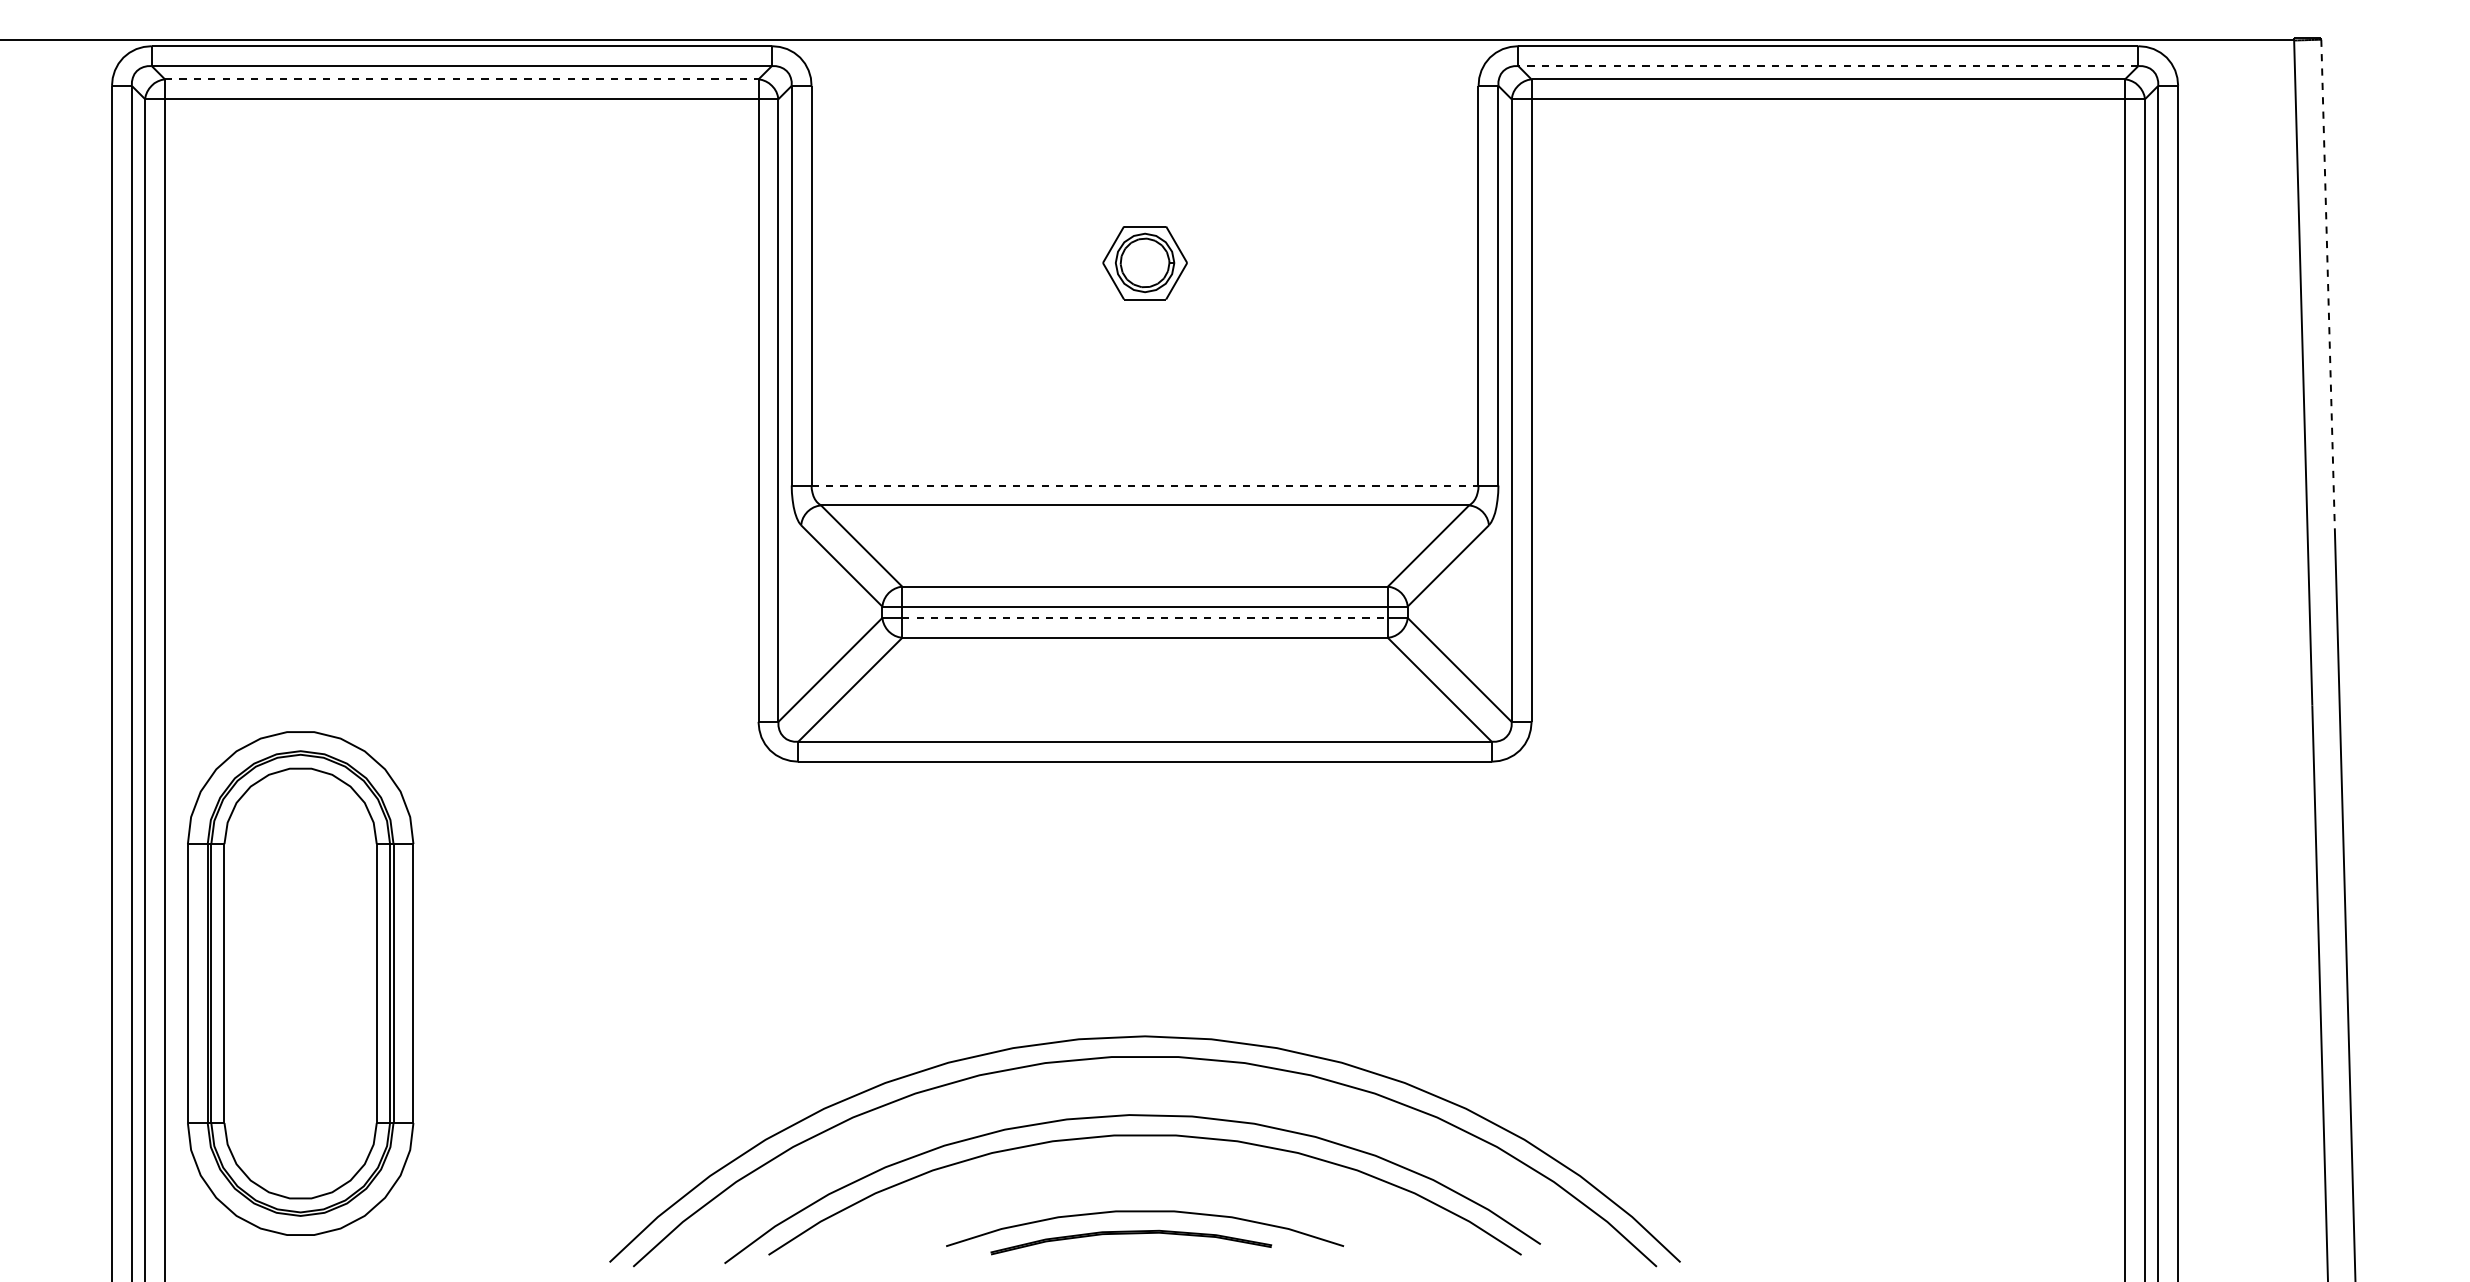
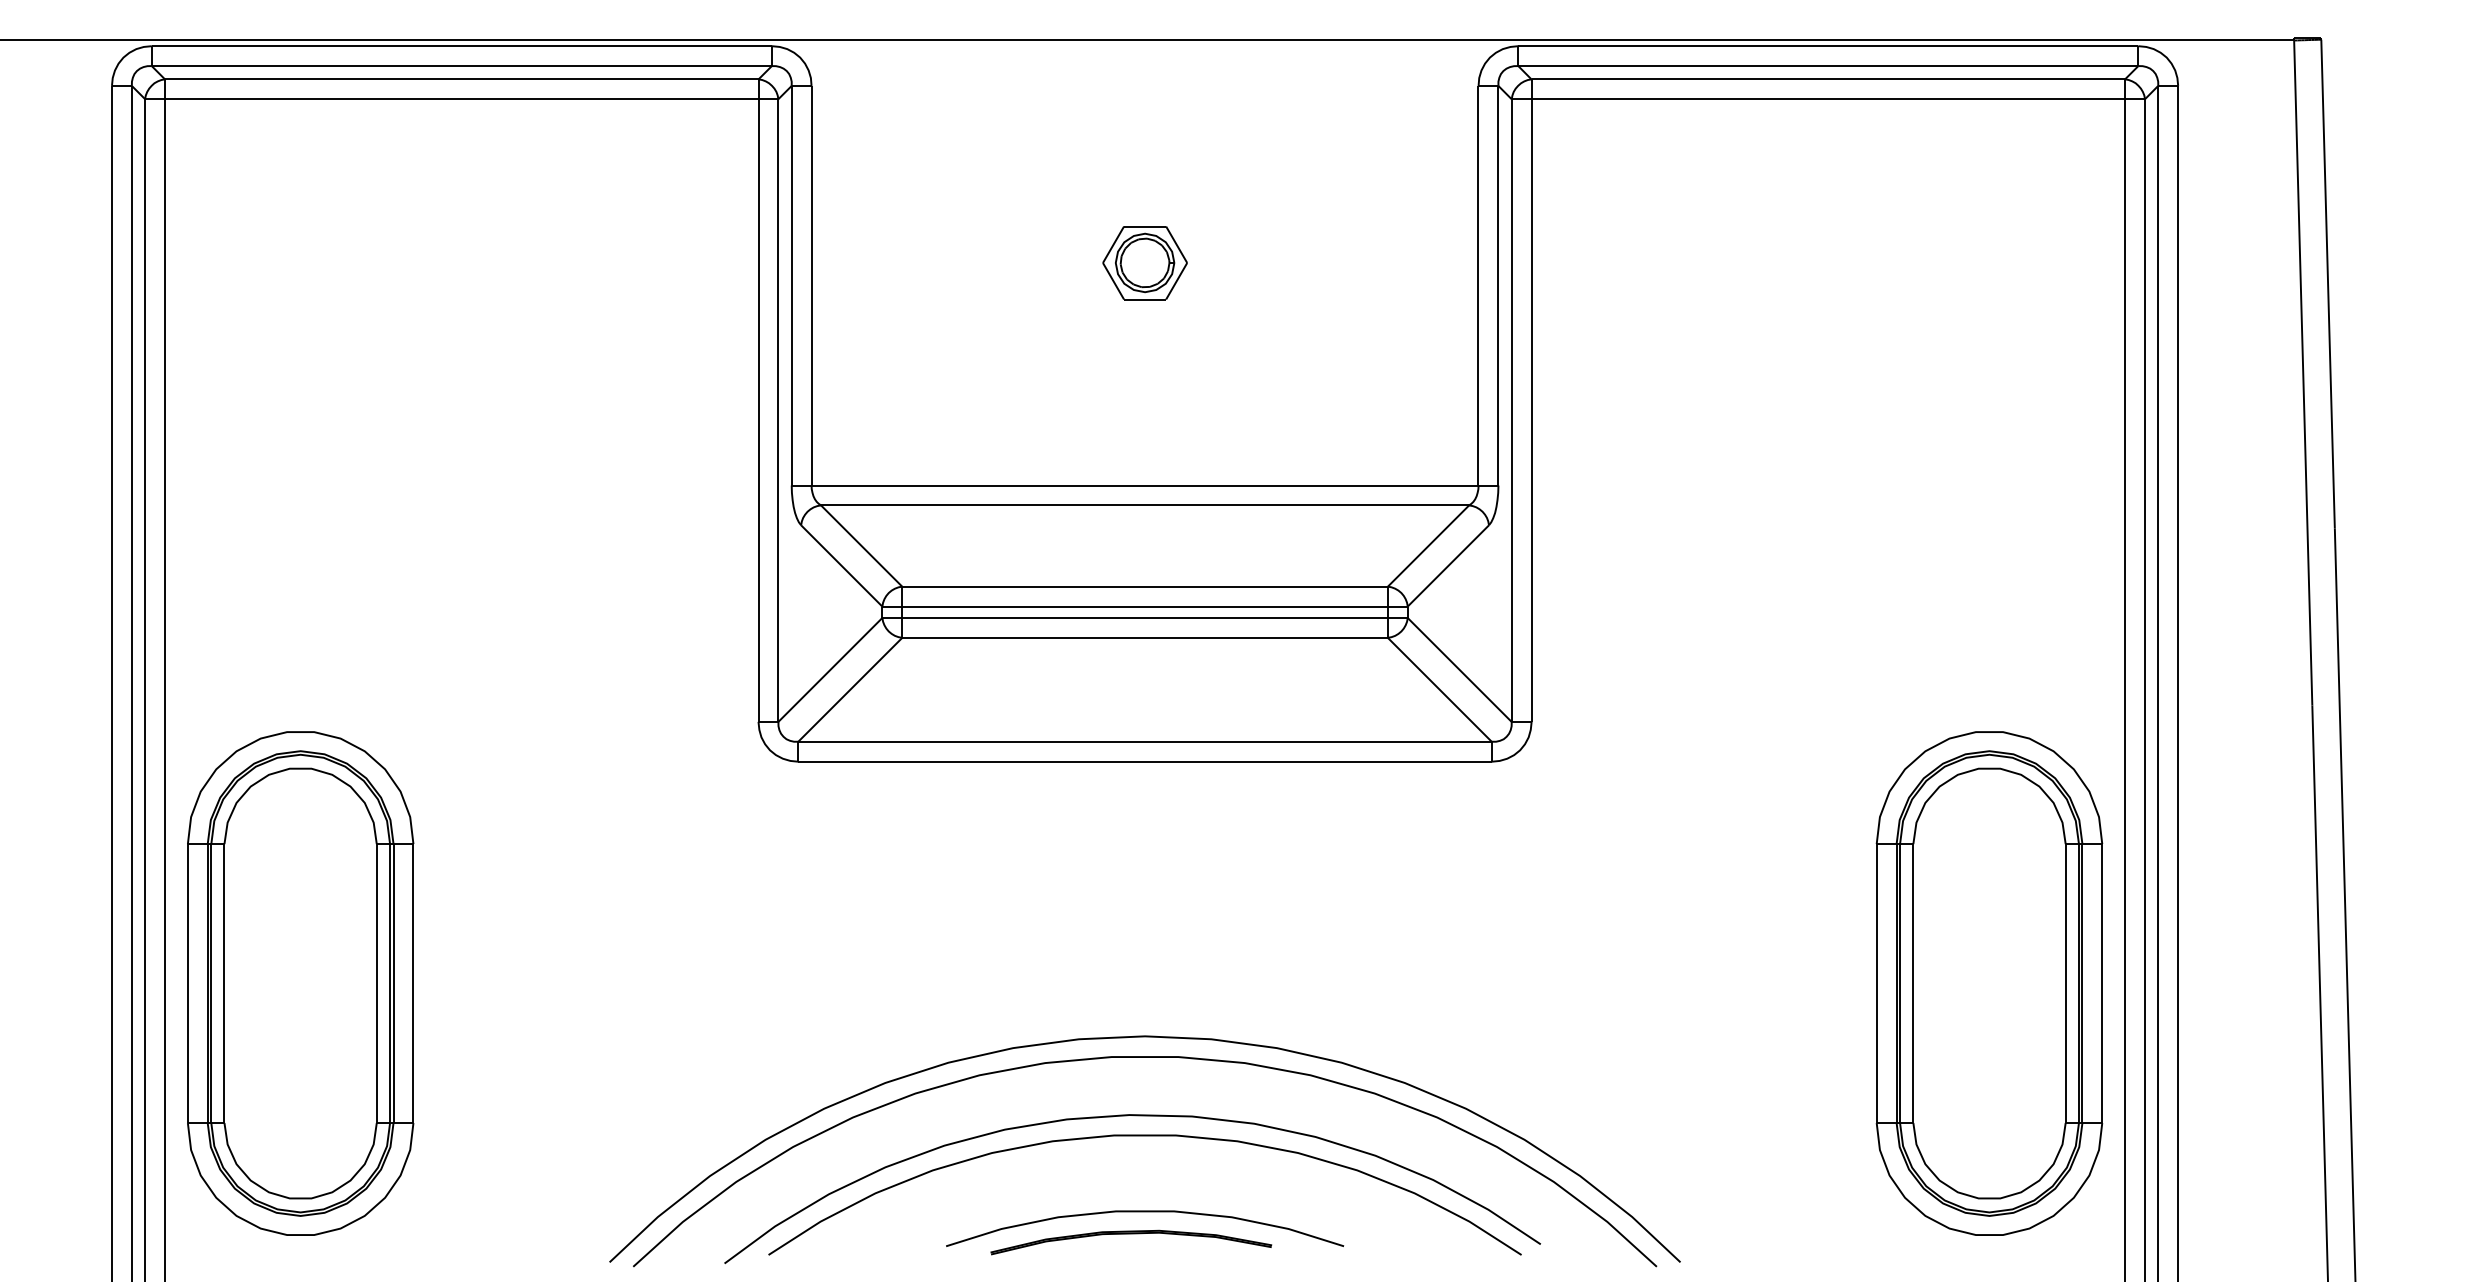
line: dashed -> solid (1827, 66)
line: dashed -> solid (461, 79)
line: dashed -> solid (2328, 284)
line: dashed -> solid (1145, 485)
line: dashed -> solid (1145, 618)
part: none -> present (1989, 983)
